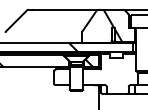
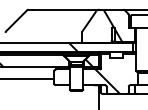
line: none -> present (28, 78)
hatch: none -> present (107, 81)
